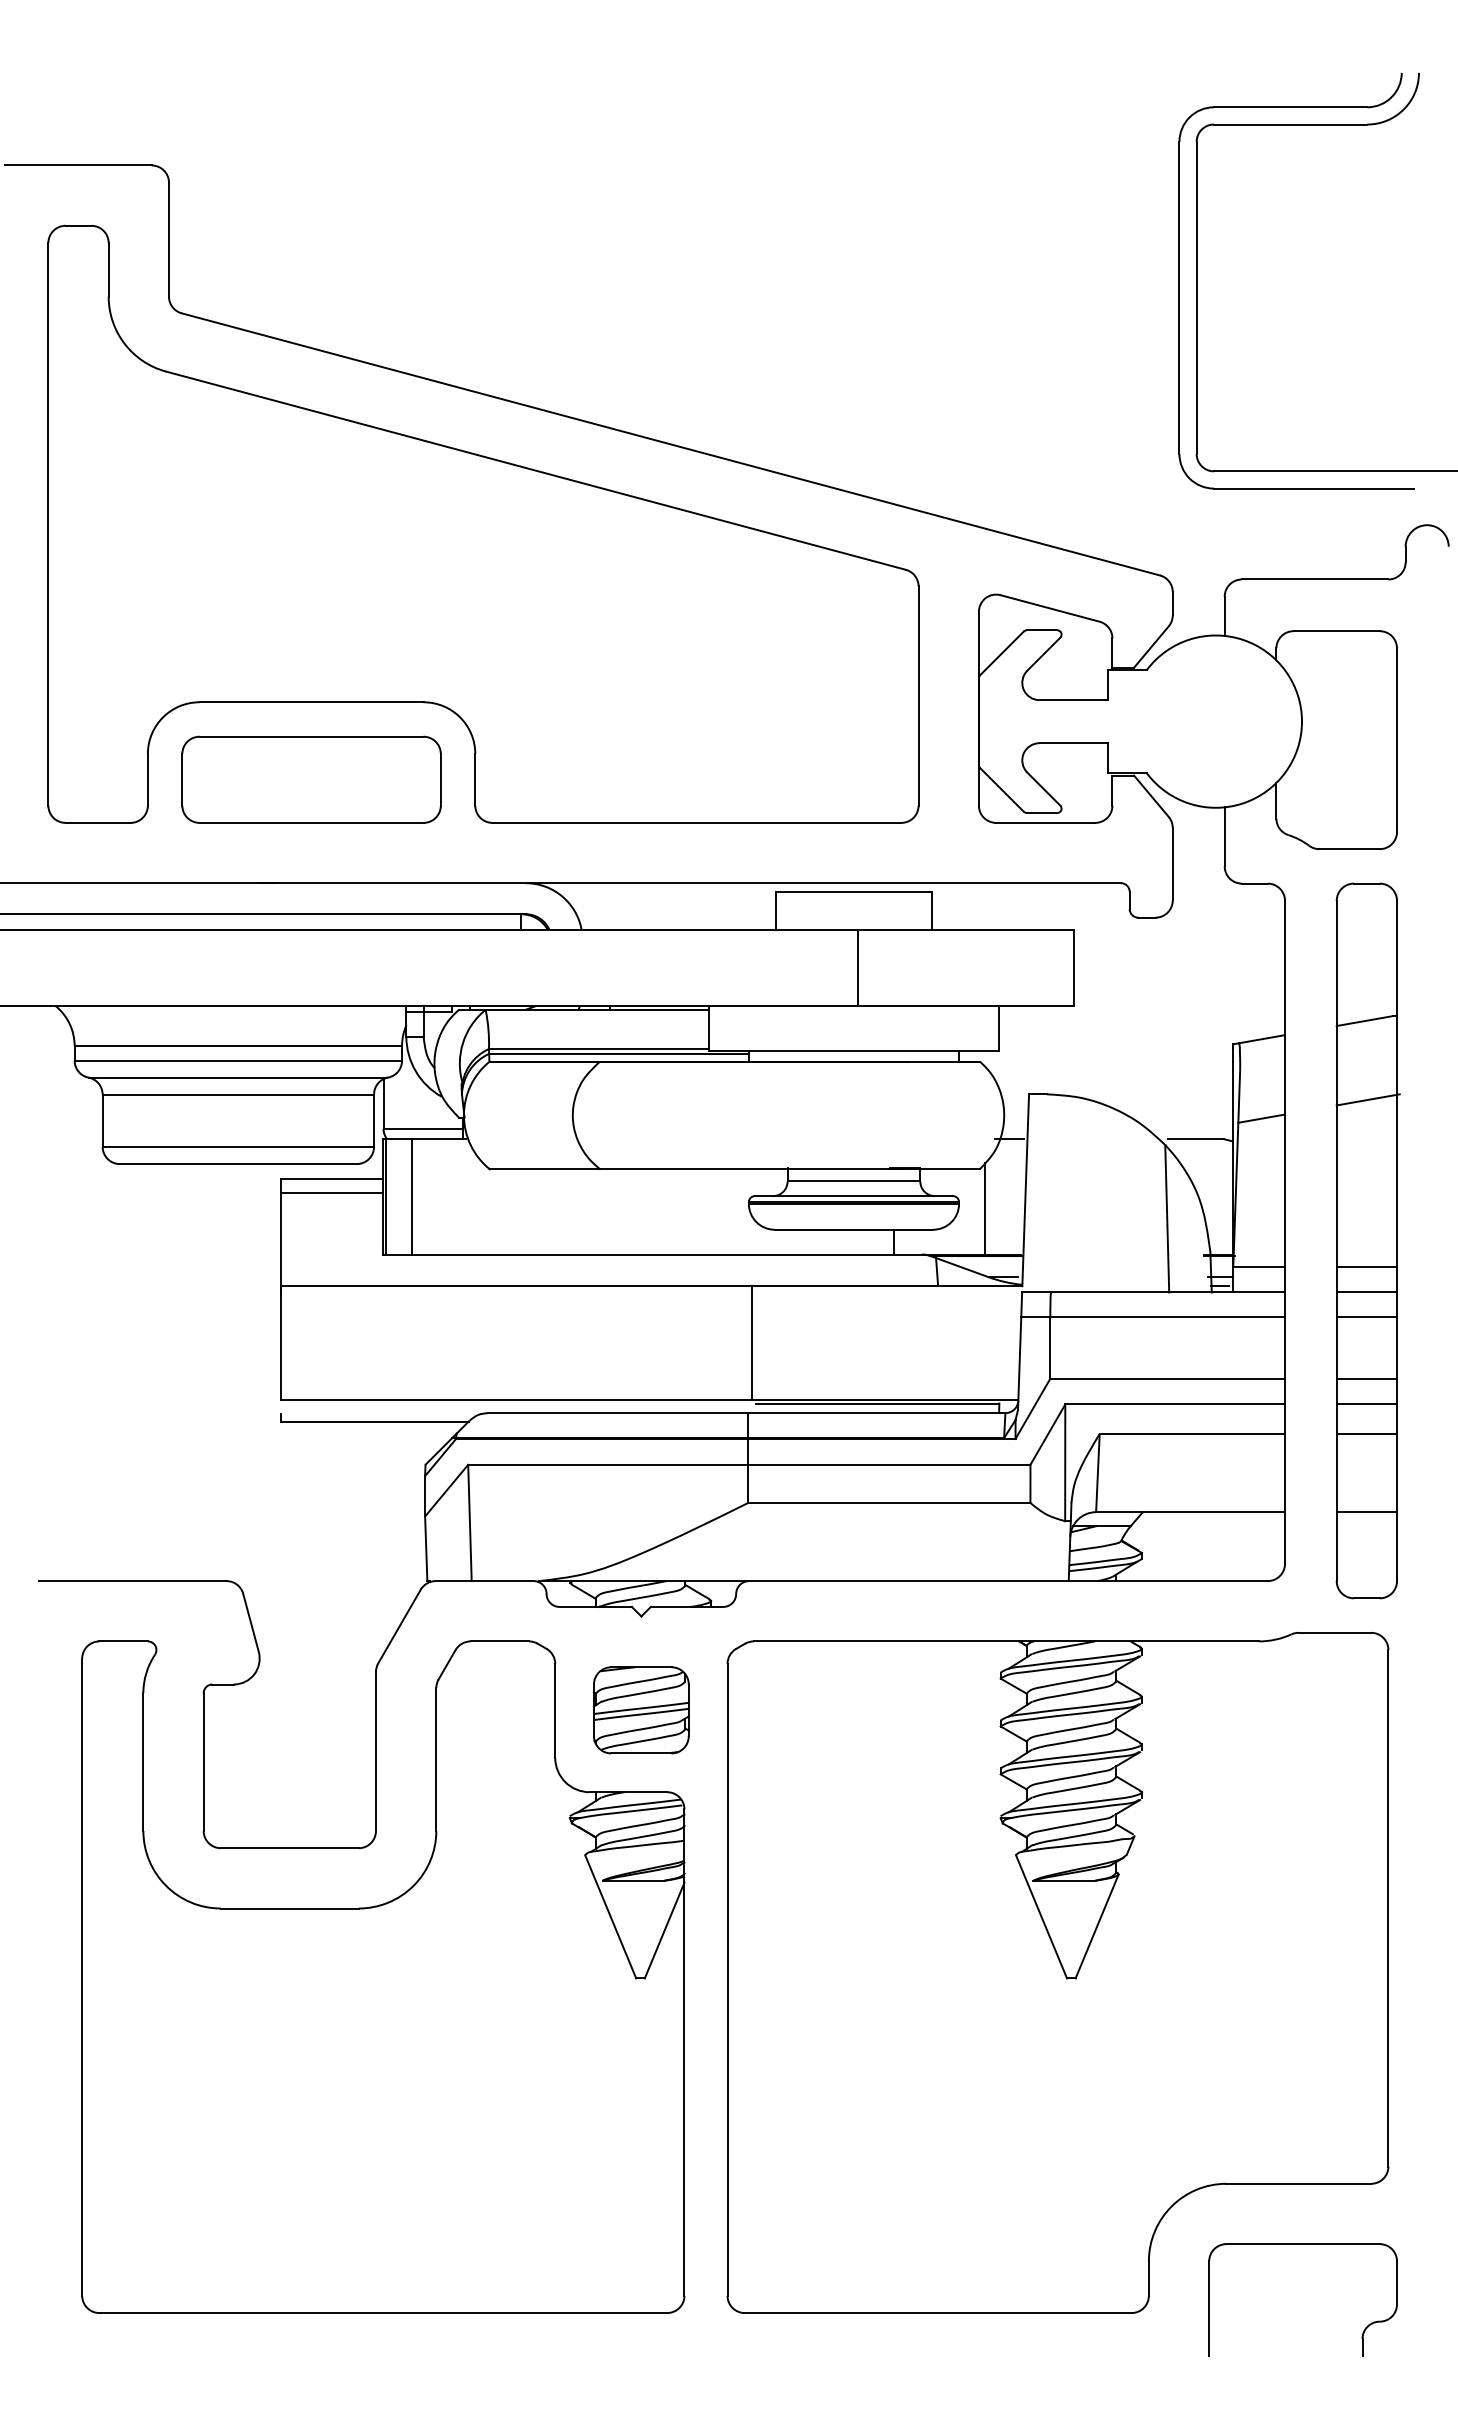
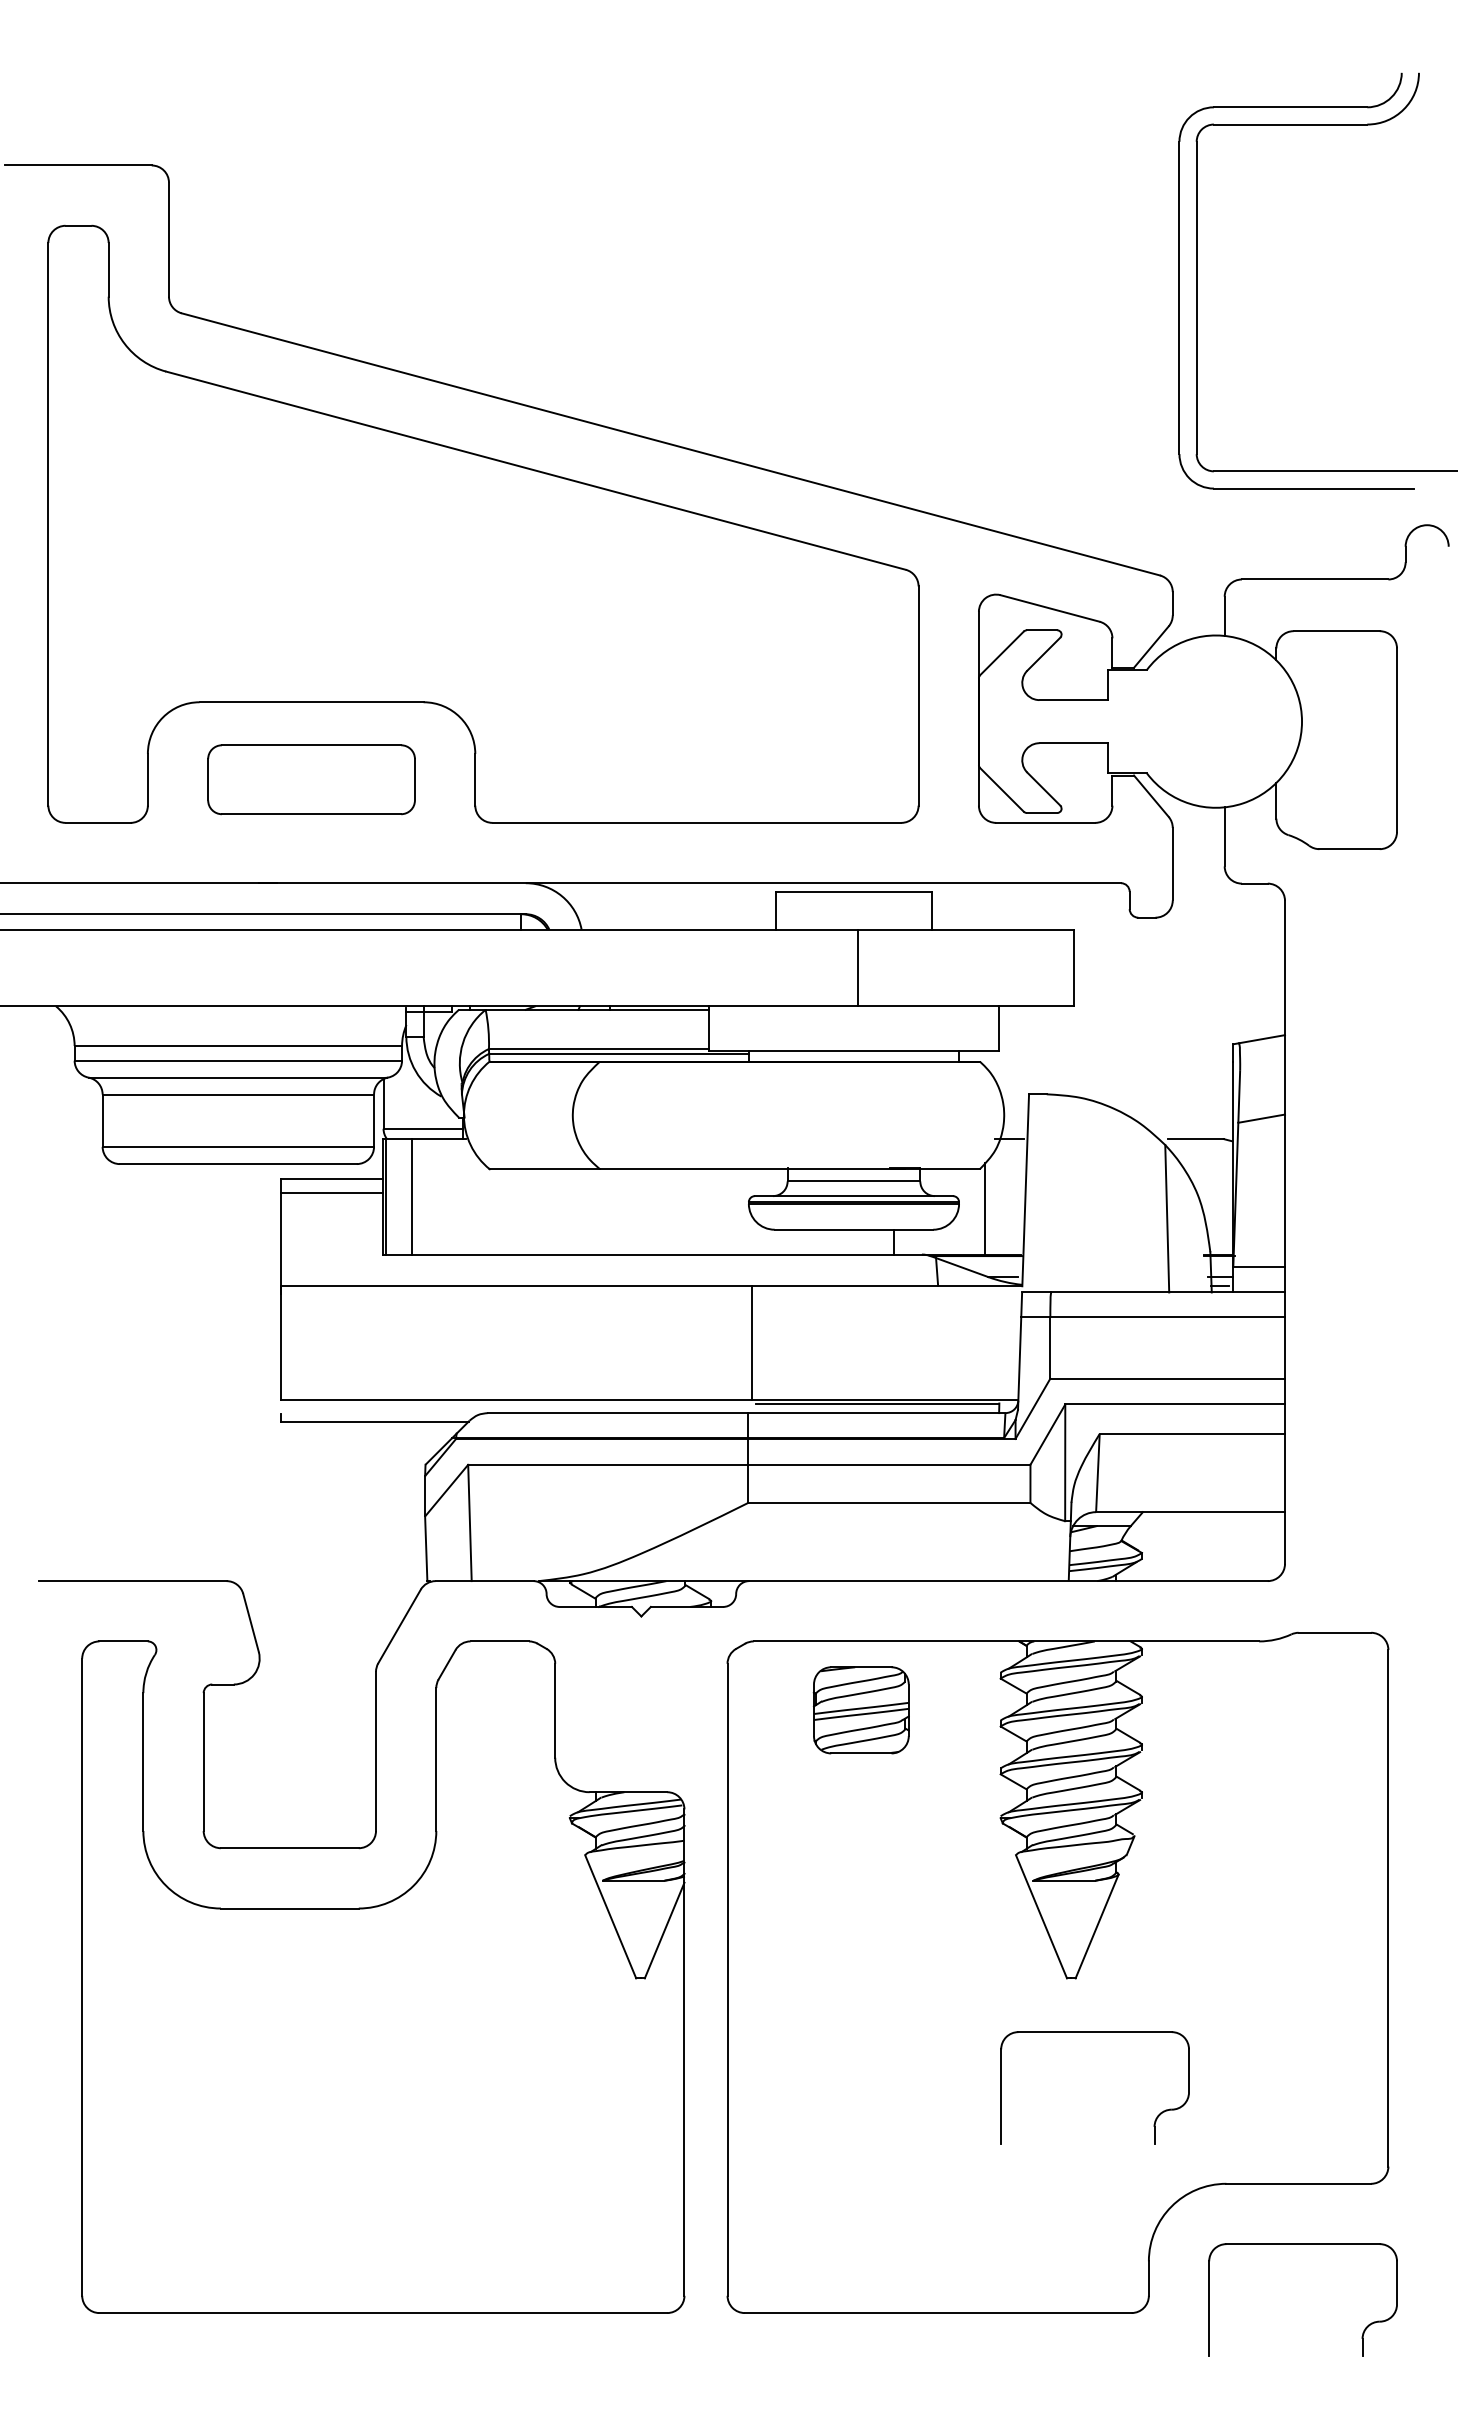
part size: 261x89 px -> 209x72 px (311, 779)
part: present -> none (1367, 1240)
part position: (640, 1710) -> (860, 1710) (860, 1710)
part: none -> present (1094, 2032)
